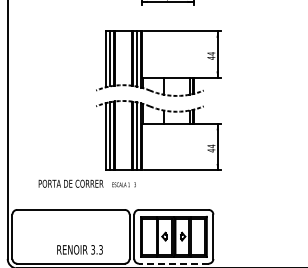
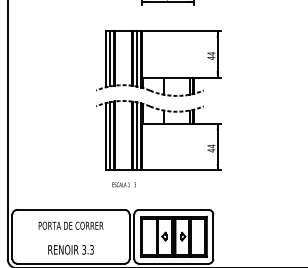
text position: (70, 183) -> (70, 225) (70, 225)
text position: (79, 249) -> (70, 249) (70, 249)
line: dashed -> solid (173, 263)
